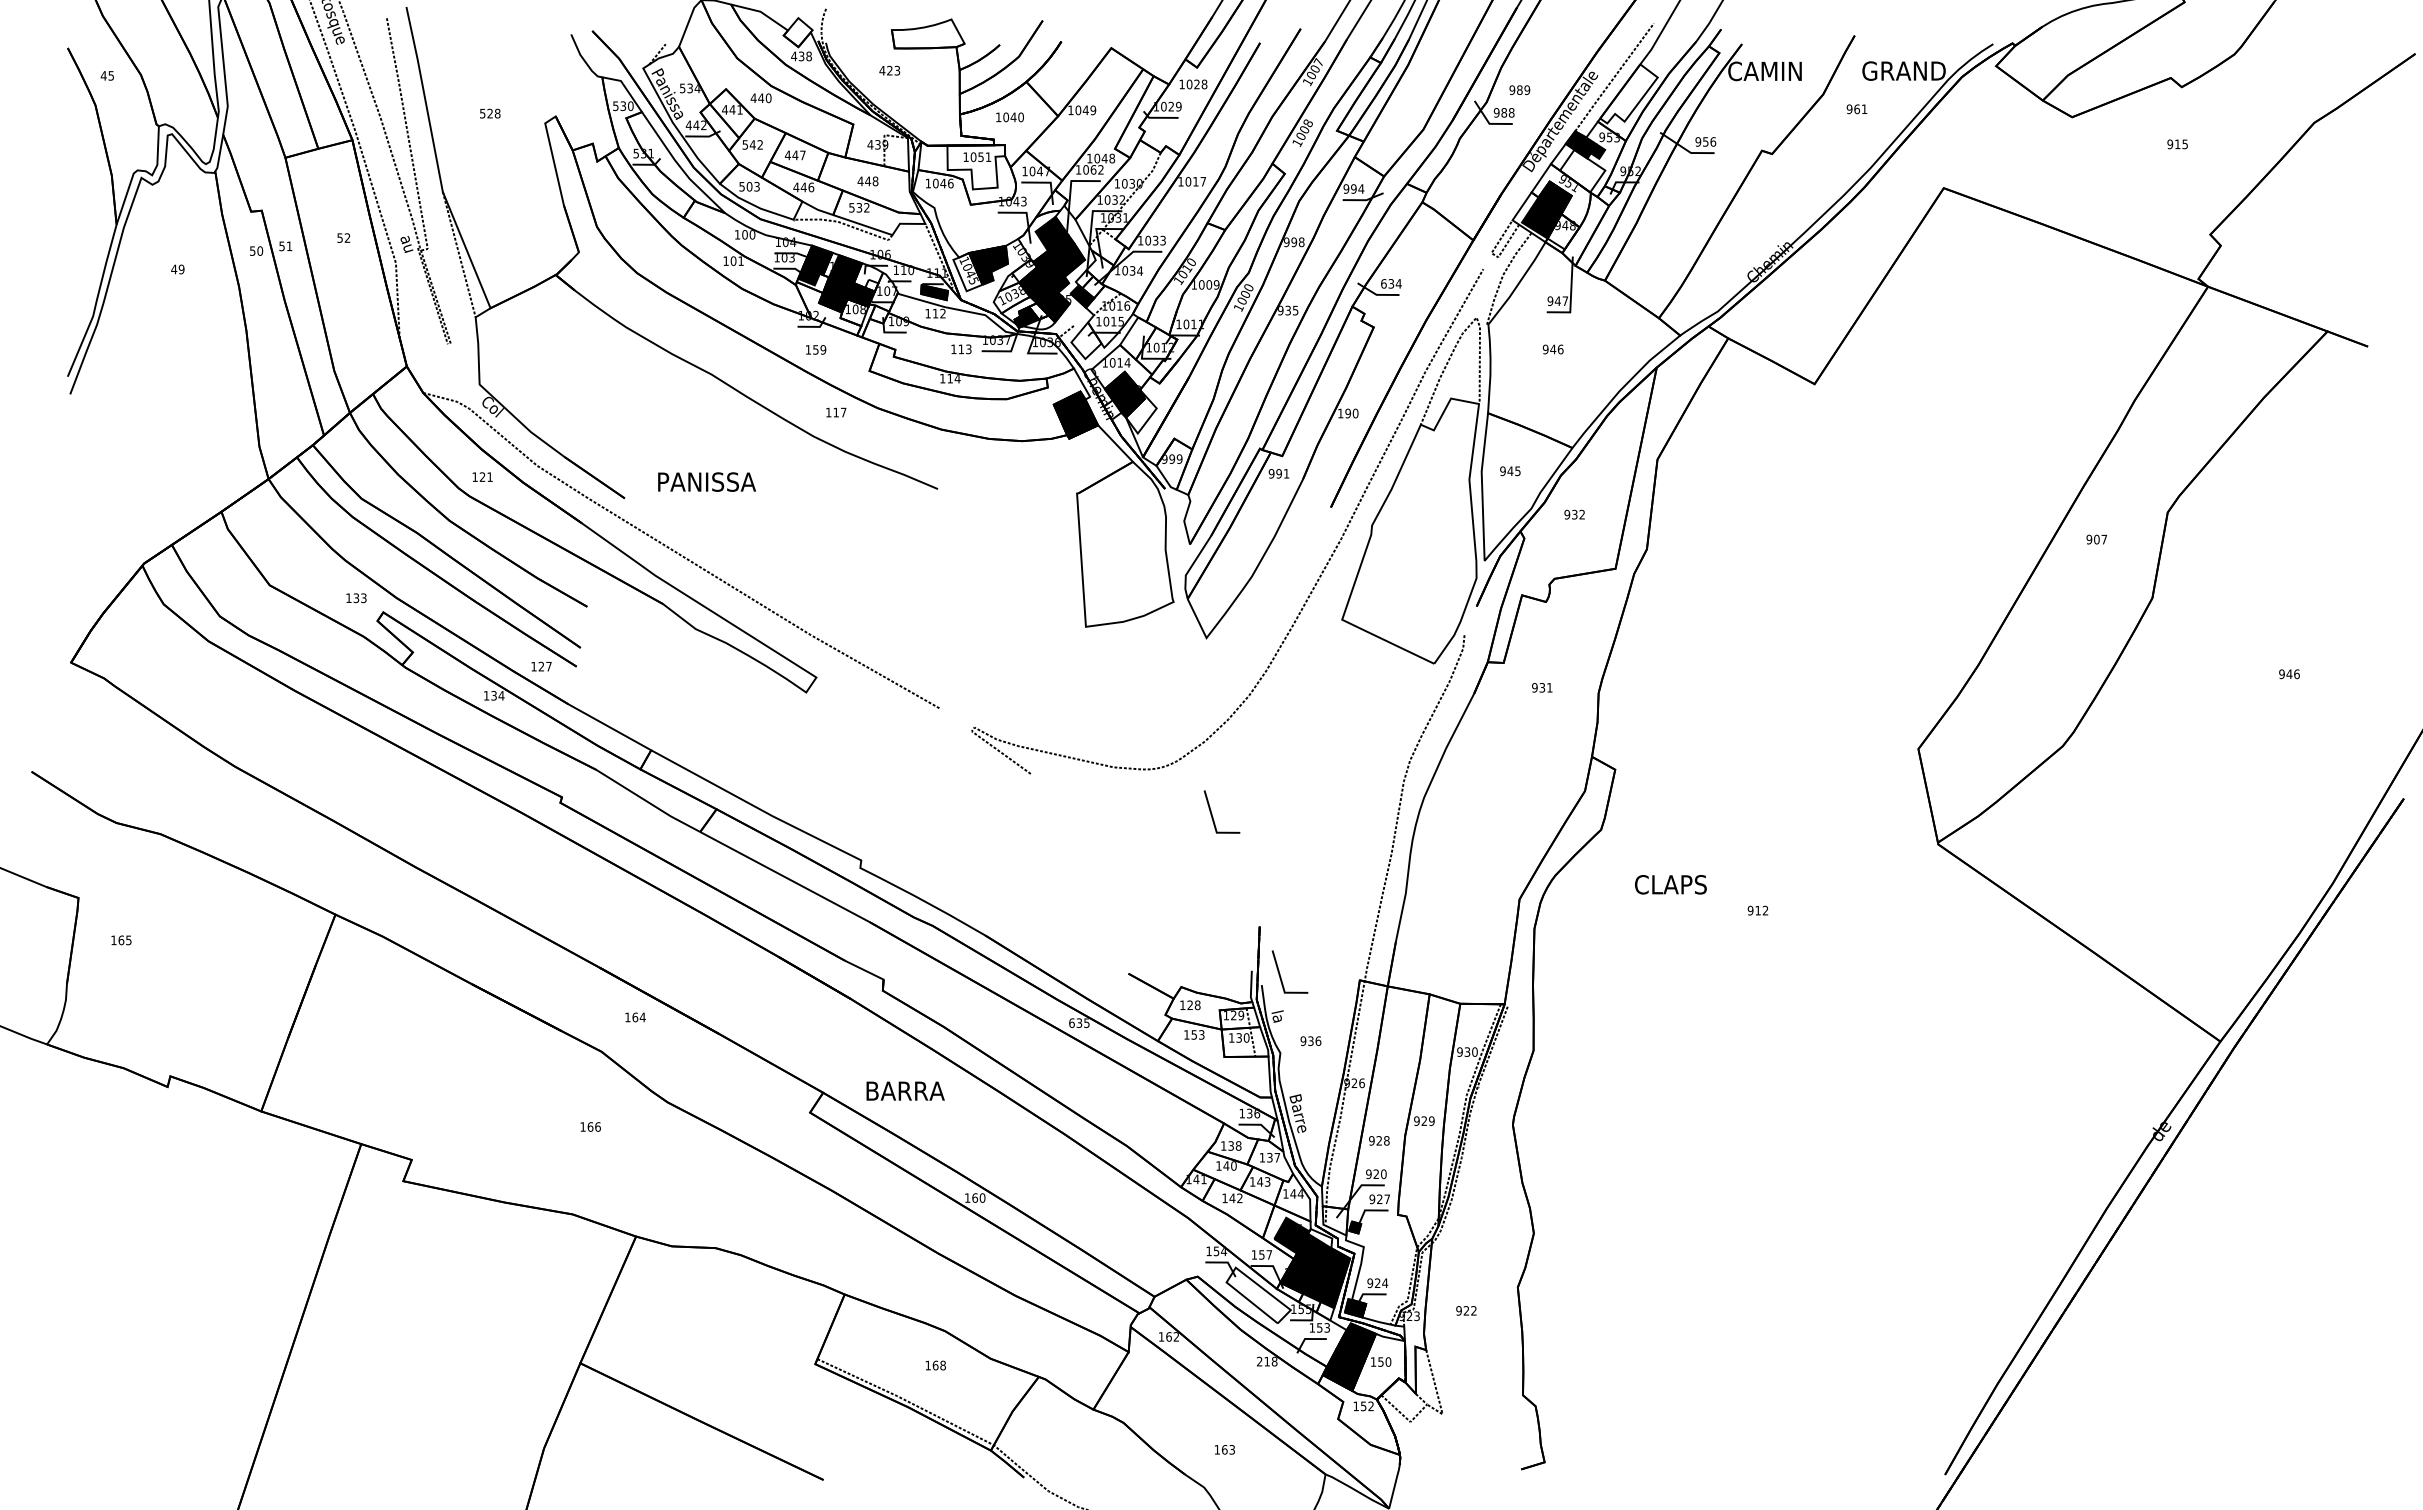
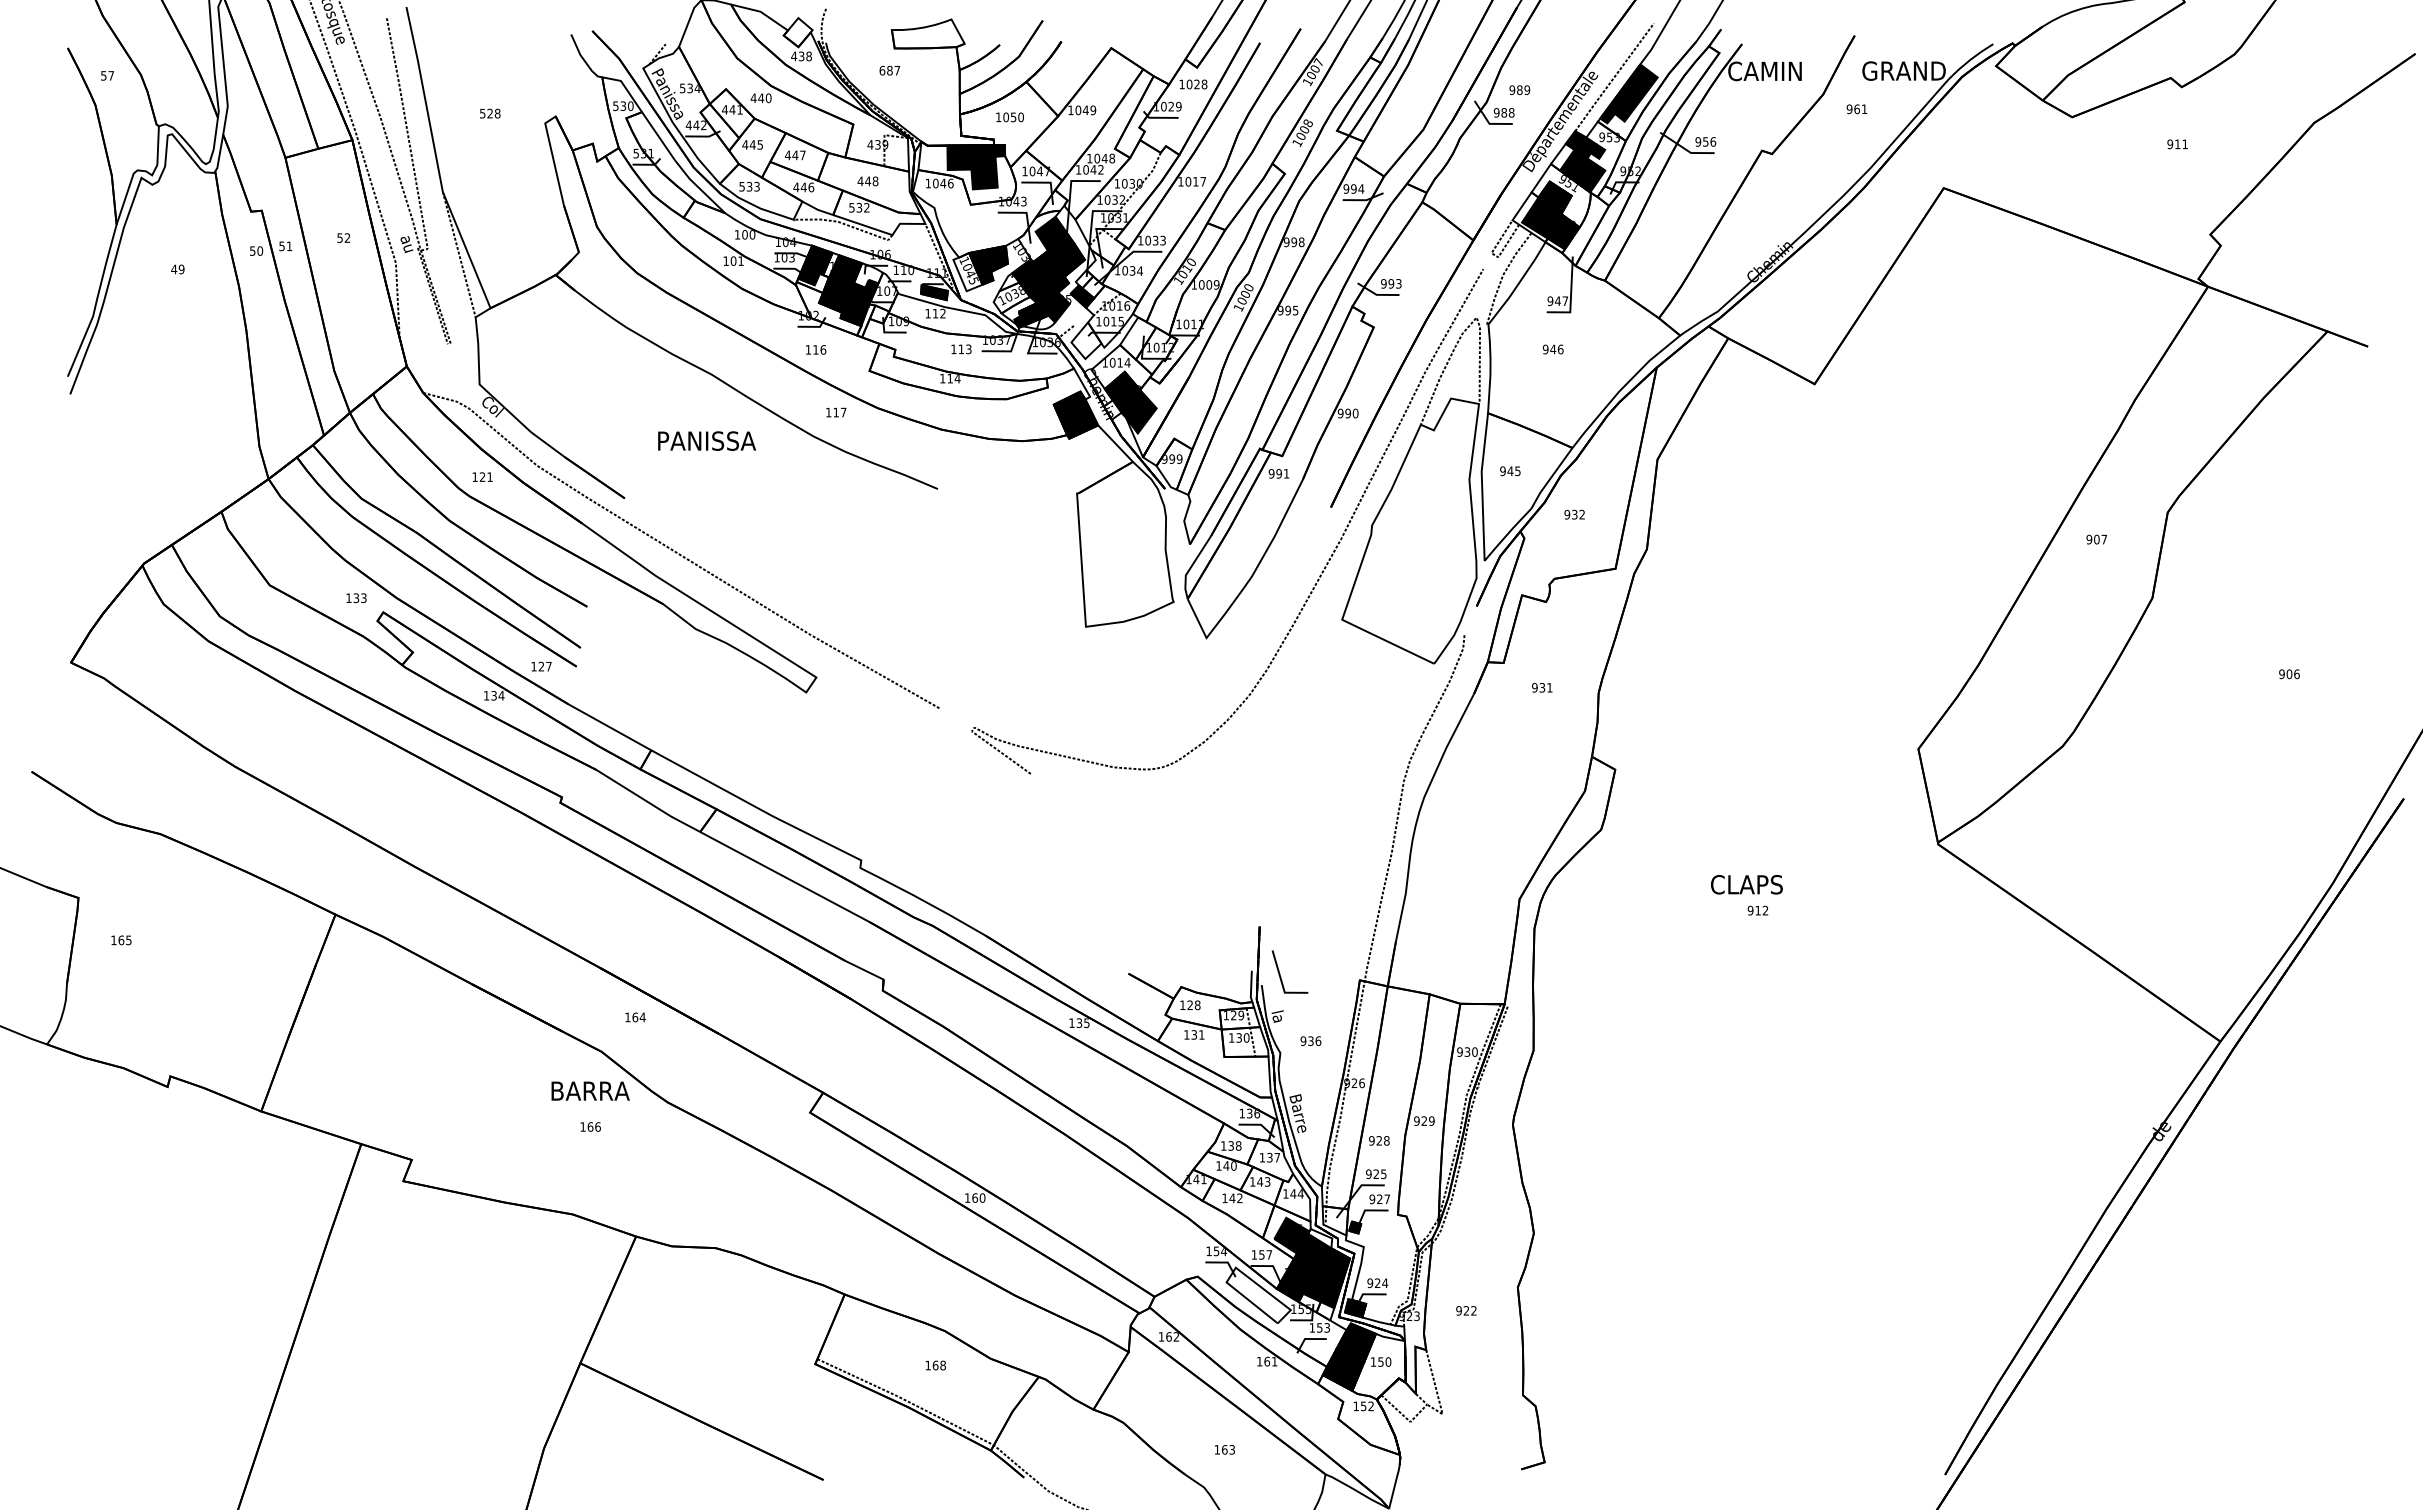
text: 423 -> 687 (889, 70)
text: 45 -> 57 (106, 75)
fill: none -> present (1628, 93)
text: 1040 -> 1050 (1013, 117)
text: 542 -> 445 (752, 144)
text: 915 -> 911 (2184, 144)
fill: none -> present (976, 167)
text: 1062 -> 1042 (1093, 169)
fill: none -> present (1582, 170)
text: 503 -> 533 (749, 186)
fill: none -> present (1563, 231)
fill: none -> present (1024, 270)
text: 634 -> 993 (1391, 283)
fill: none -> present (871, 285)
text: 935 -> 995 (1288, 310)
fill: none -> present (1038, 311)
fill: none -> present (854, 312)
text: 159 -> 116 (819, 349)
fill: none -> present (1140, 411)
text: 190 -> 990 (1340, 413)
text position: (707, 481) -> (707, 440) (707, 440)
text: 946 -> 906 (2289, 674)
line: present -> none (1212, 813)
text position: (1670, 884) -> (1746, 884) (1746, 884)
text: 635 -> 135 (1071, 1022)
text: 153 -> 131 (1197, 1034)
text position: (905, 1090) -> (590, 1090) (590, 1090)
text: 920 -> 925 (1383, 1174)
fill: none -> present (1289, 1292)
text: 218 -> 161 (1267, 1361)
